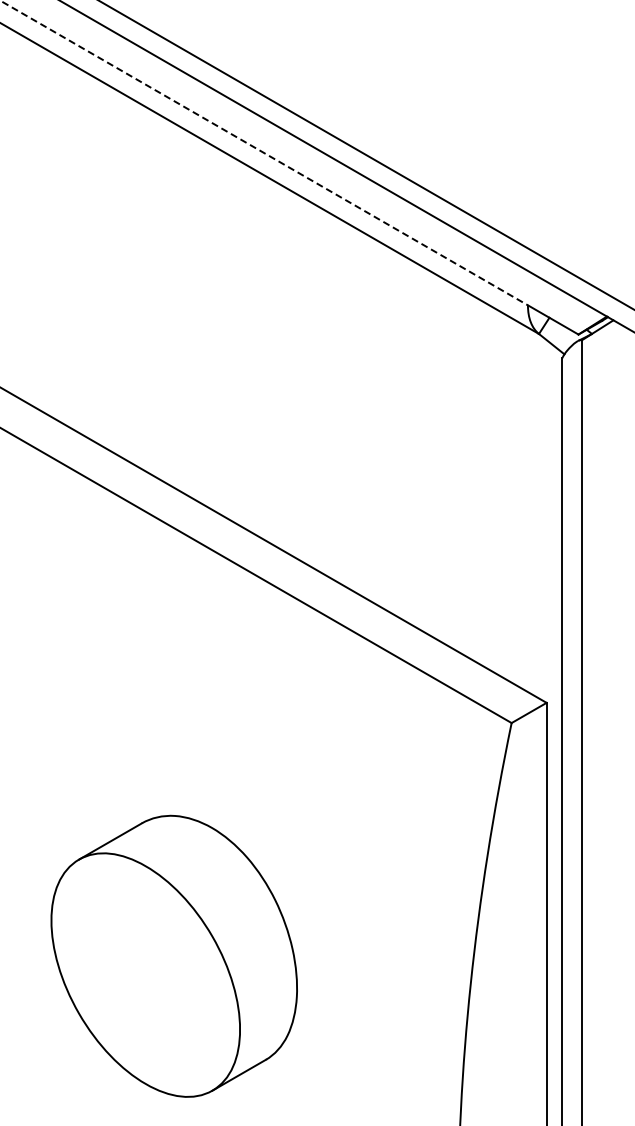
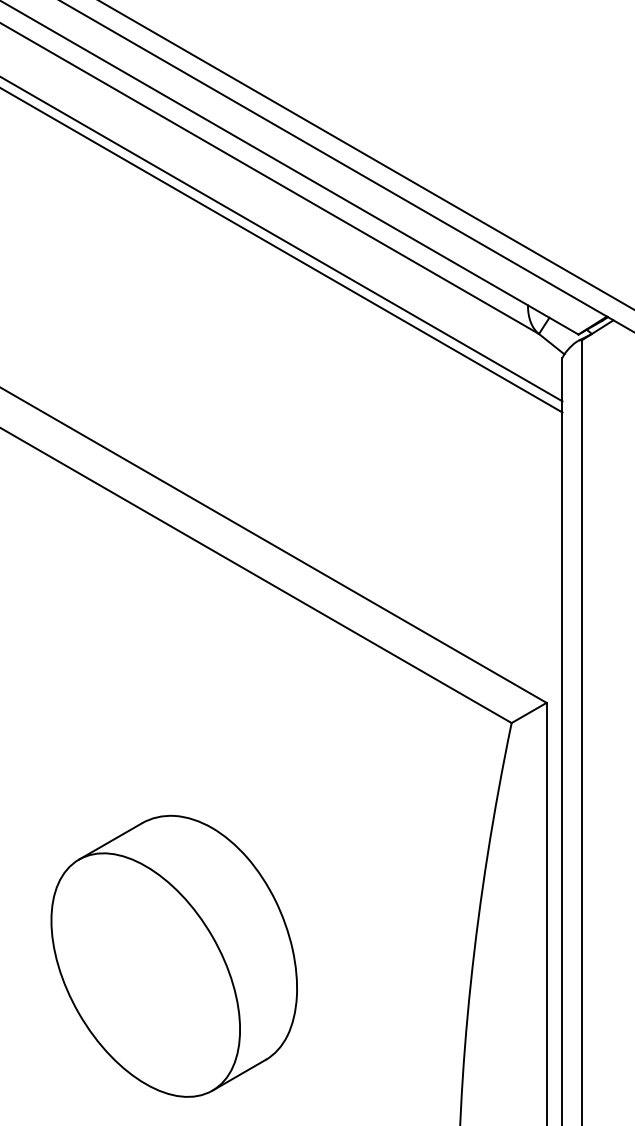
line: dashed -> solid (264, 153)
line: none -> present (282, 239)
line: none -> present (282, 250)
